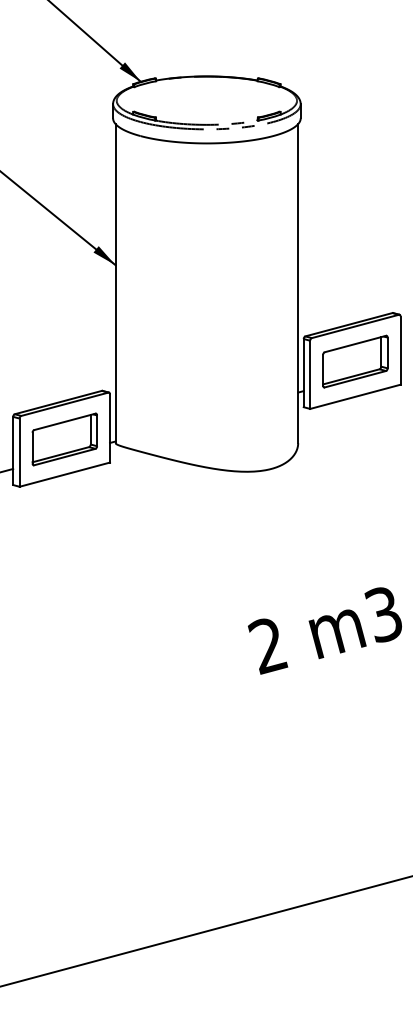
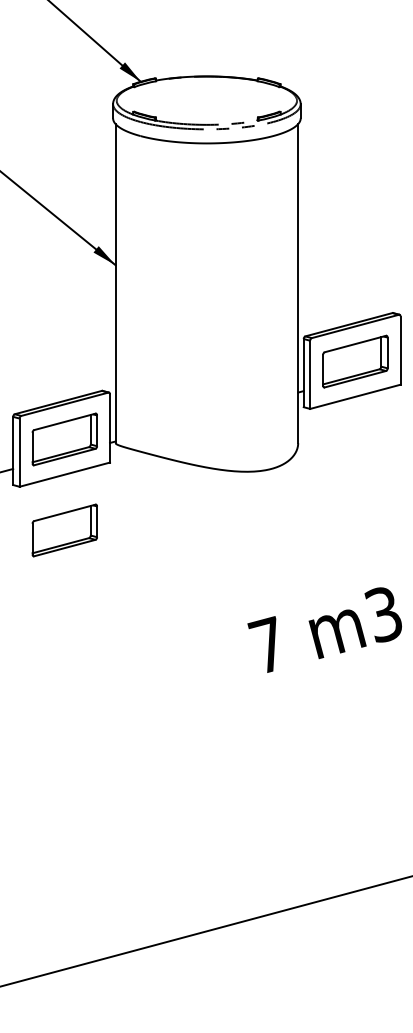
part: none -> present (64, 530)
text: 2 -> 7 (267, 645)
